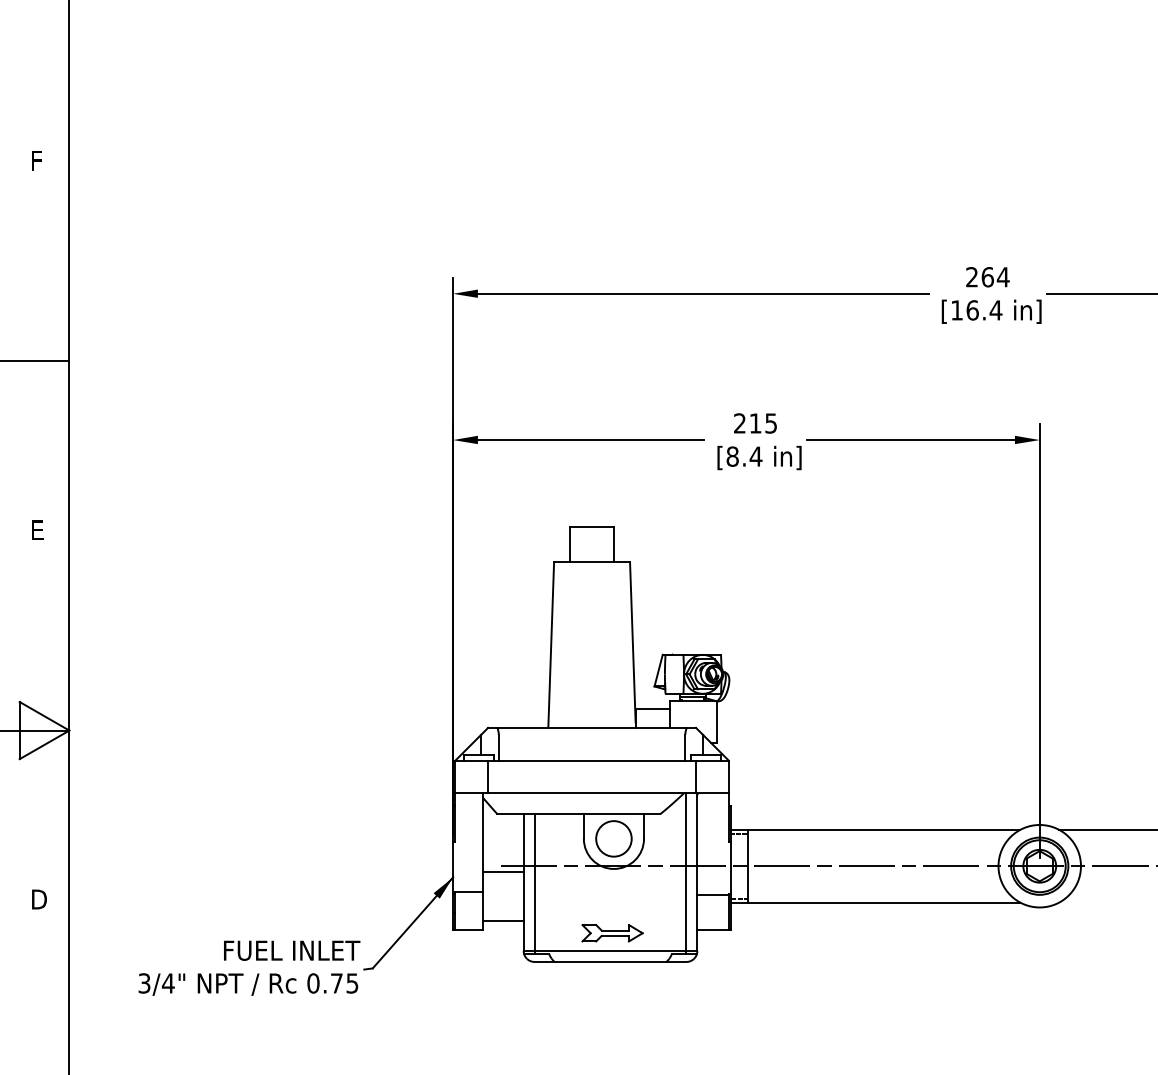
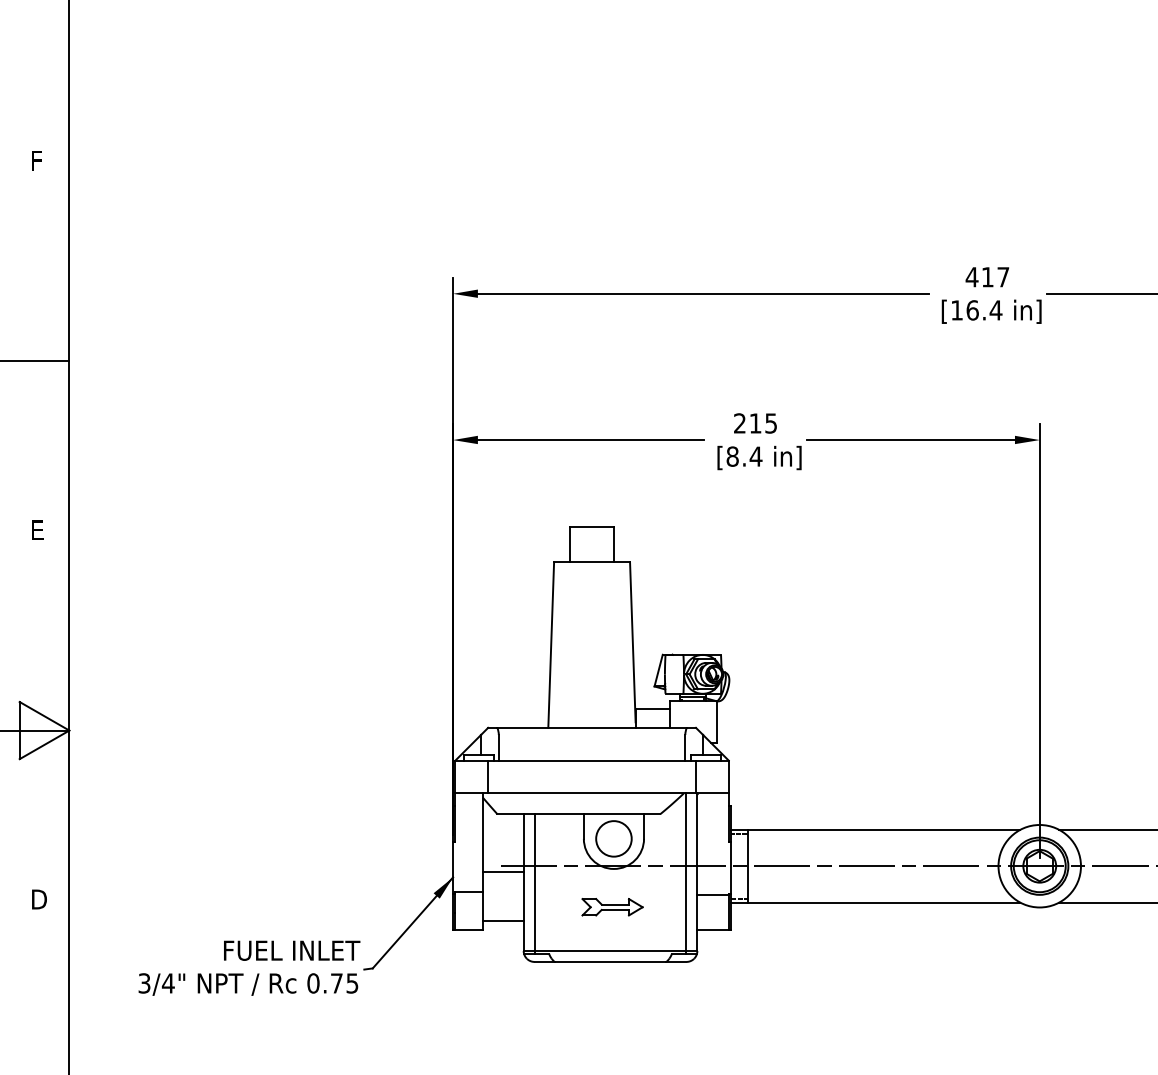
text: 264 -> 417 (987, 277)
line: none -> present (1106, 902)
part position: (612, 933) -> (612, 907) (612, 907)
